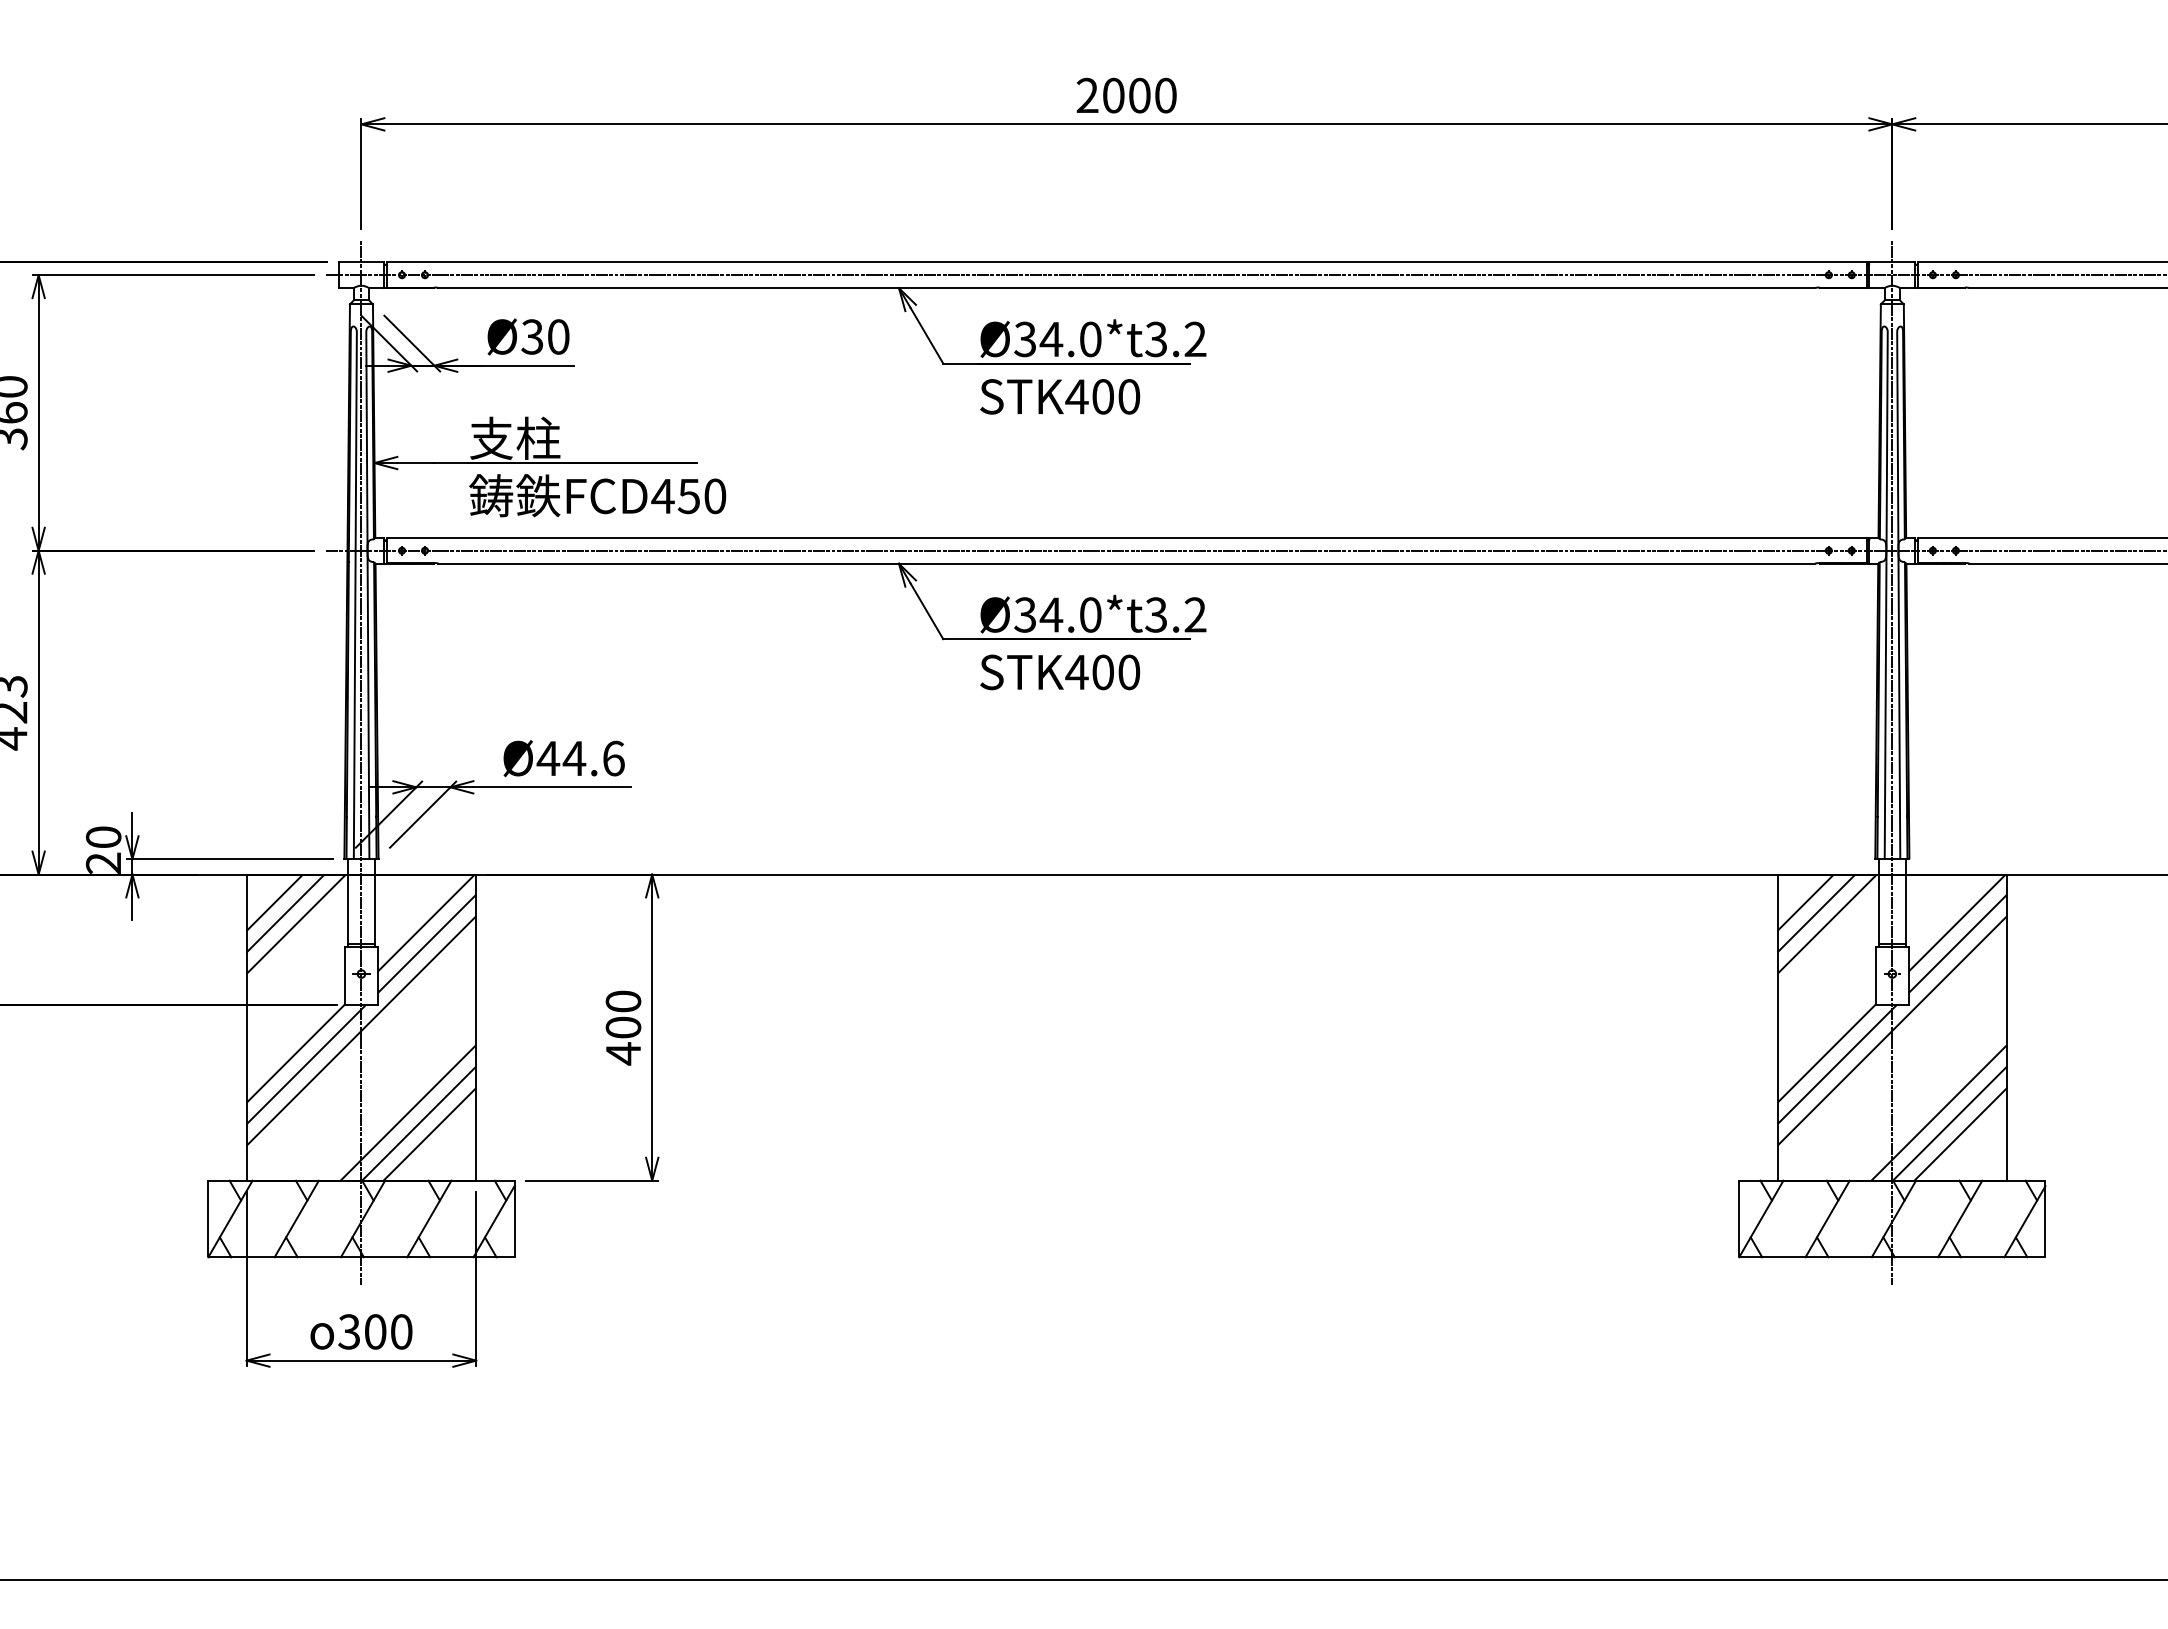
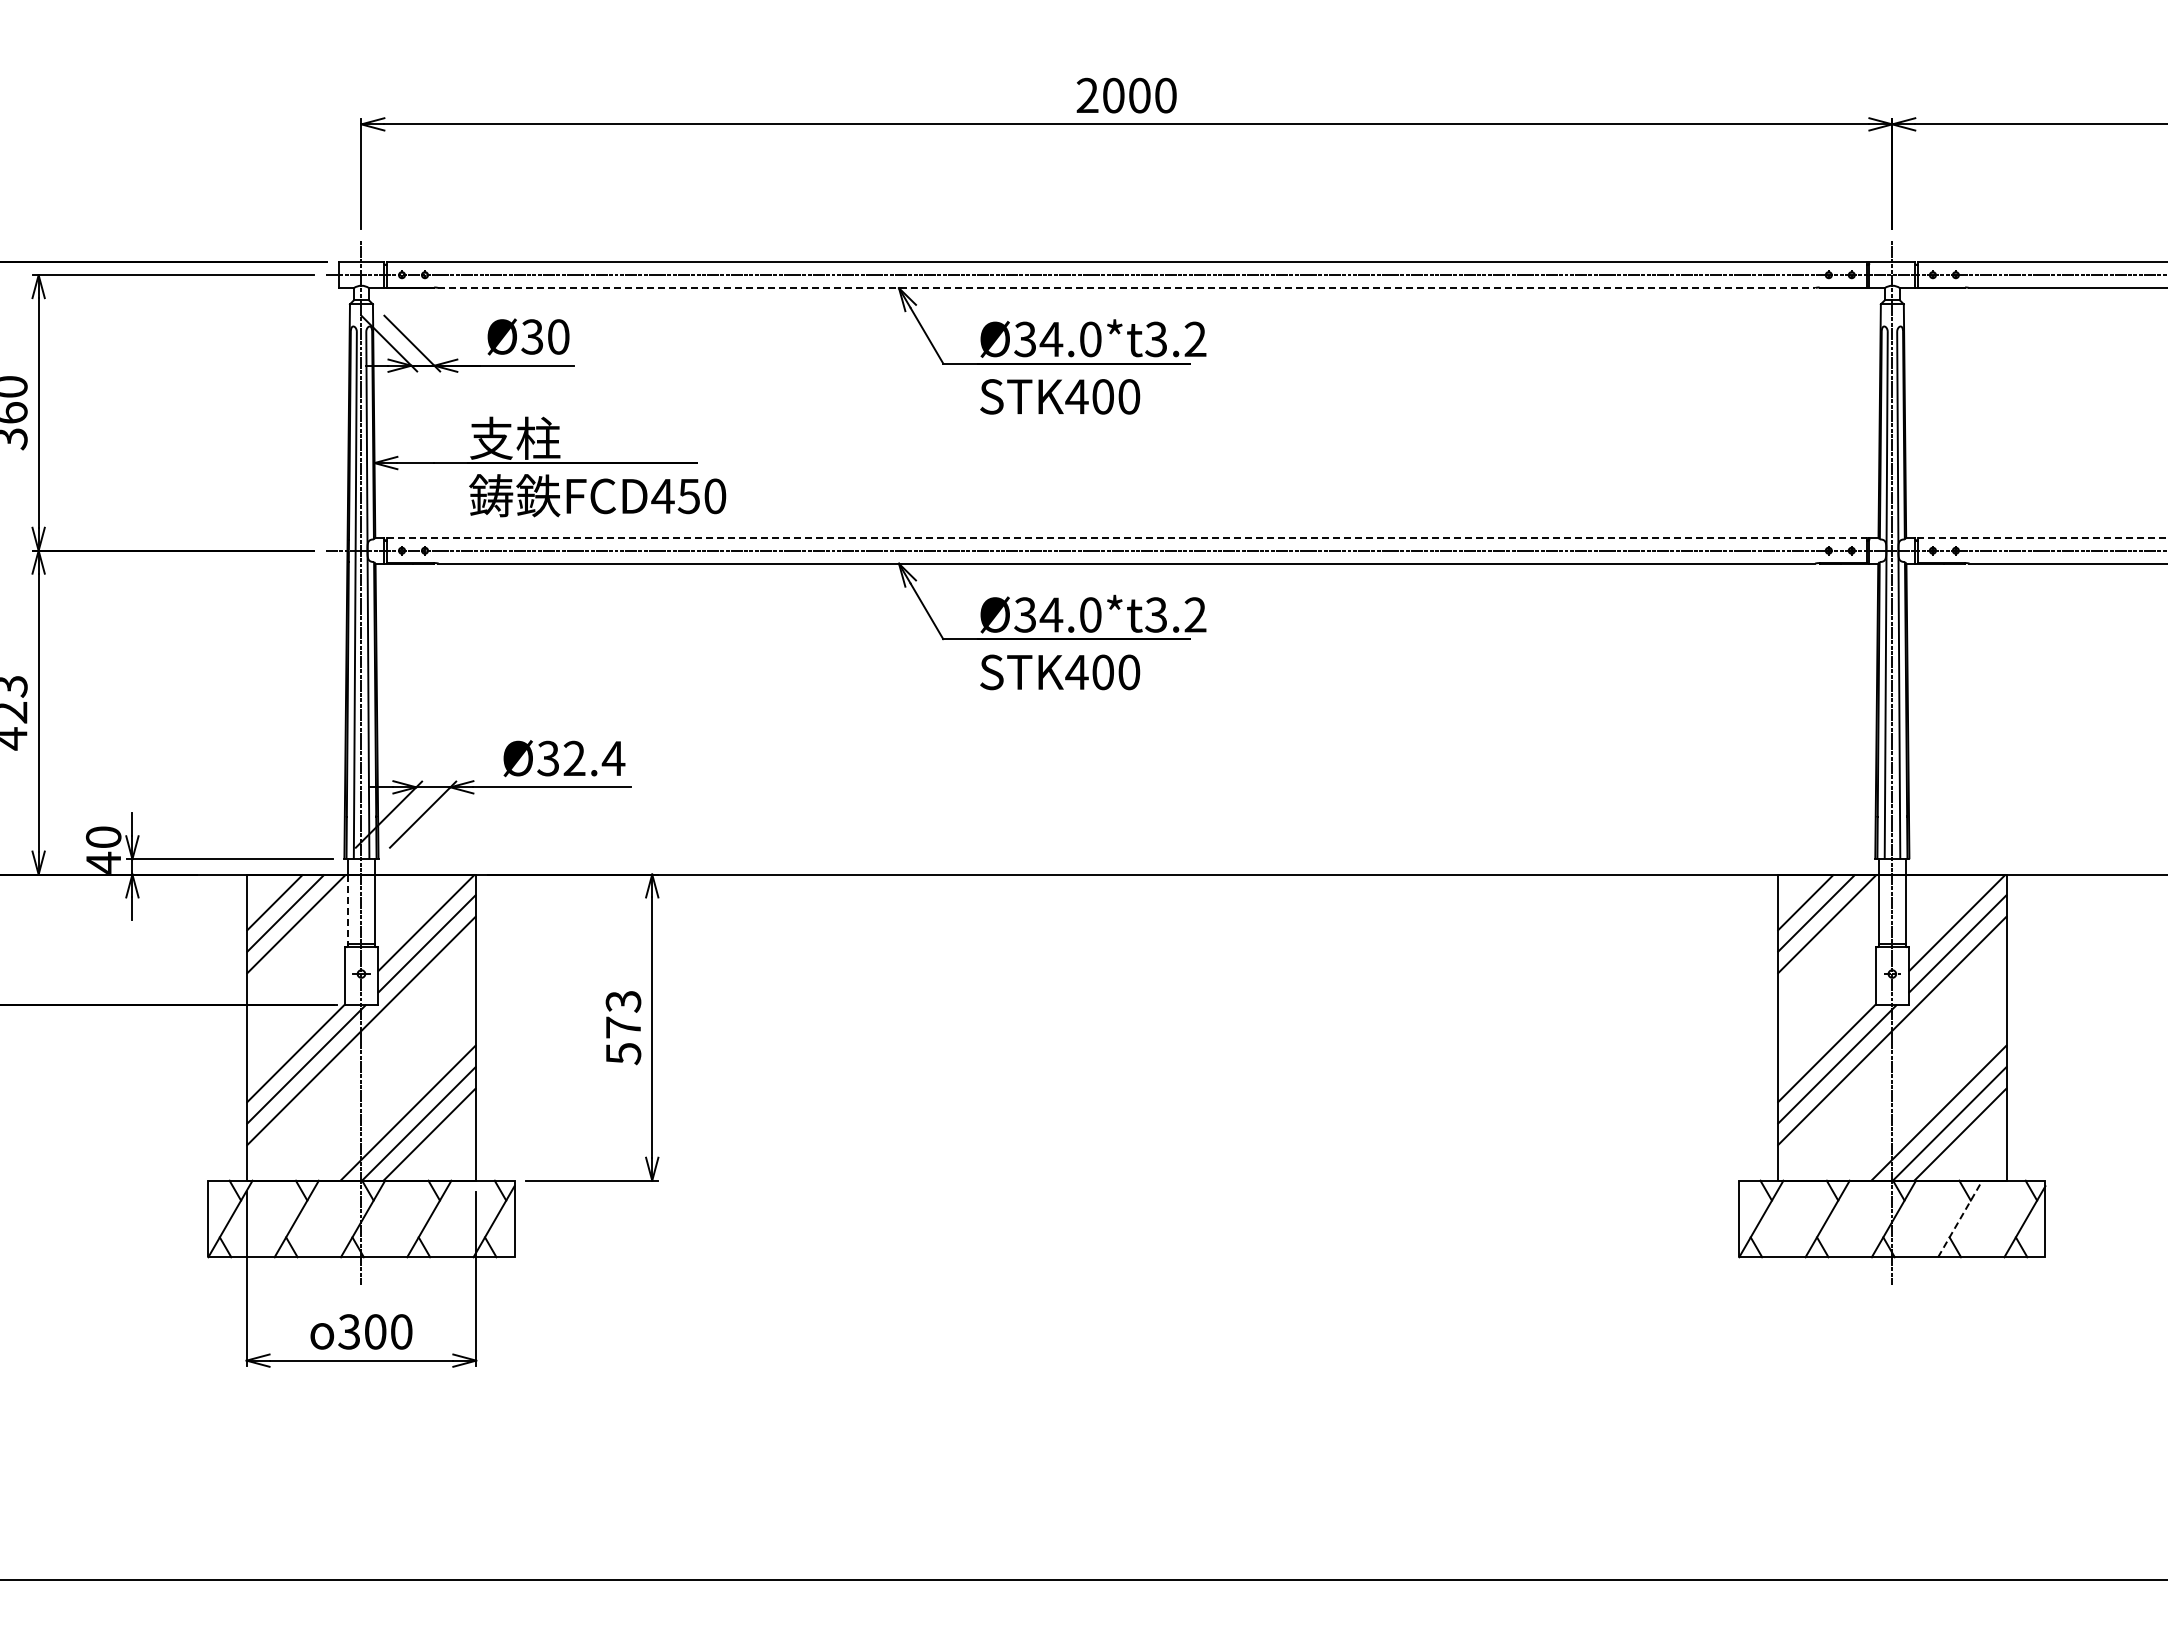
line: solid -> dashed (1126, 288)
line: solid -> dashed (1127, 537)
line: solid -> dashed (2042, 537)
text: Ø44.6 -> Ø32.4 (580, 758)
text: 20 -> 40 (103, 862)
line: solid -> dashed (348, 910)
text: 400 -> 573 (623, 1027)
line: solid -> dashed (1960, 1218)
